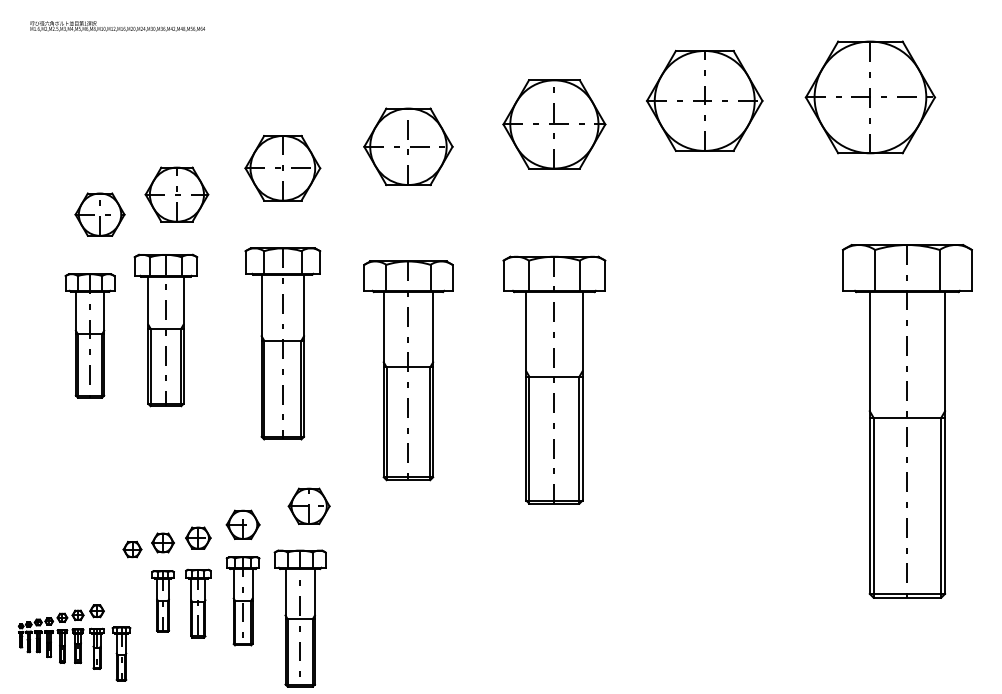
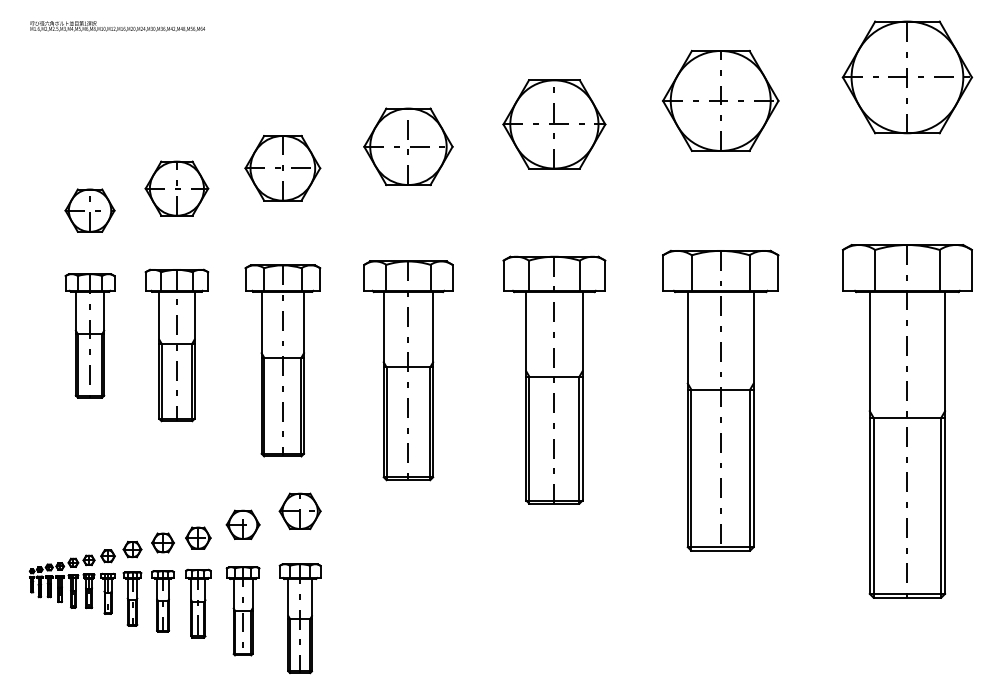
part position: (870, 97) -> (907, 77) (907, 77)
part position: (704, 100) -> (720, 100) (720, 100)
part position: (176, 194) -> (176, 188) (176, 188)
part position: (99, 214) -> (89, 210) (89, 210)
part position: (165, 330) -> (176, 345) (176, 345)
part position: (282, 343) -> (282, 360) (282, 360)
part: none -> present (720, 400)
part position: (308, 505) -> (299, 510) (299, 510)
part position: (242, 601) -> (242, 611) (242, 611)
part size: 54x139 px -> 44x112 px (299, 618)
part position: (74, 642) -> (85, 587) (85, 587)
